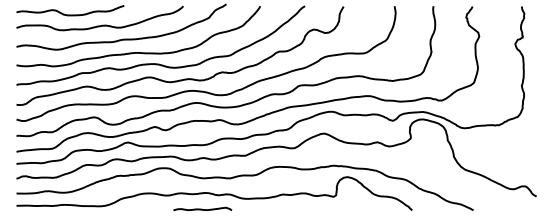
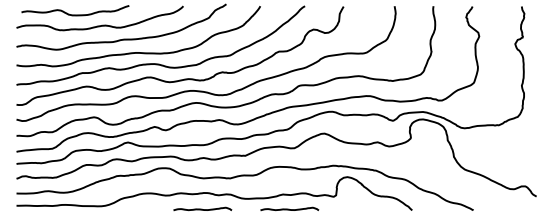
curve position: (70, 14) -> (75, 14) (75, 14)
curve: none -> present (289, 208)
